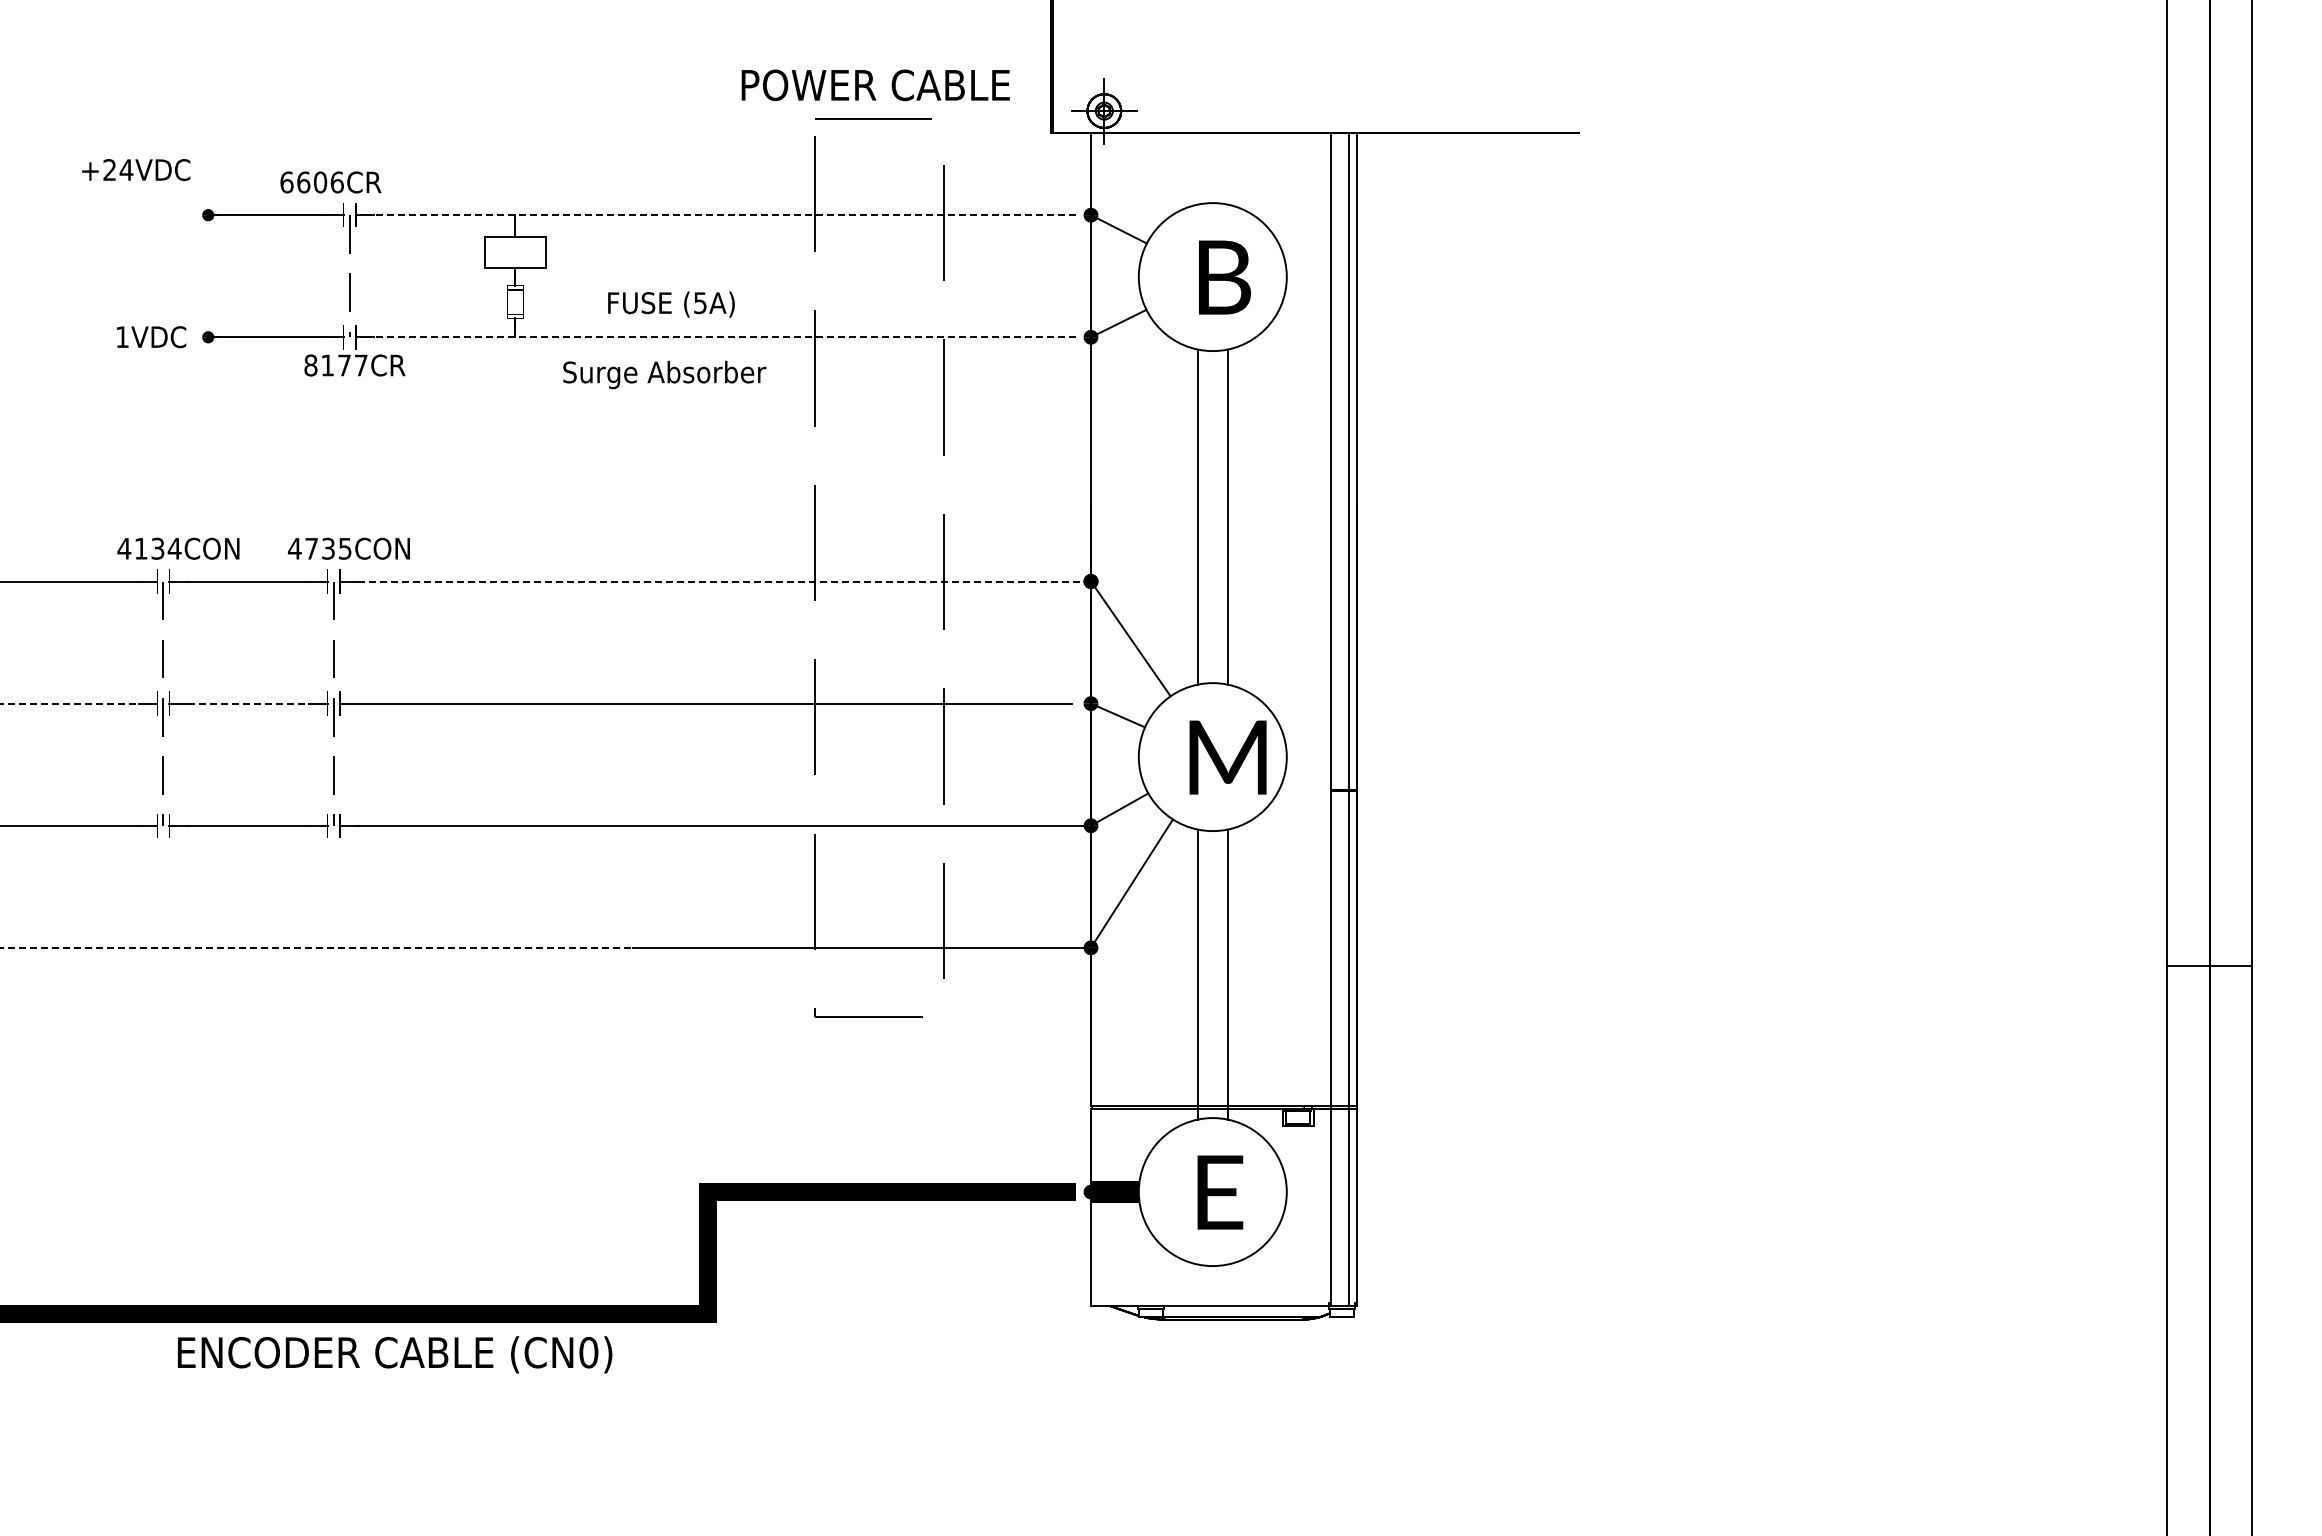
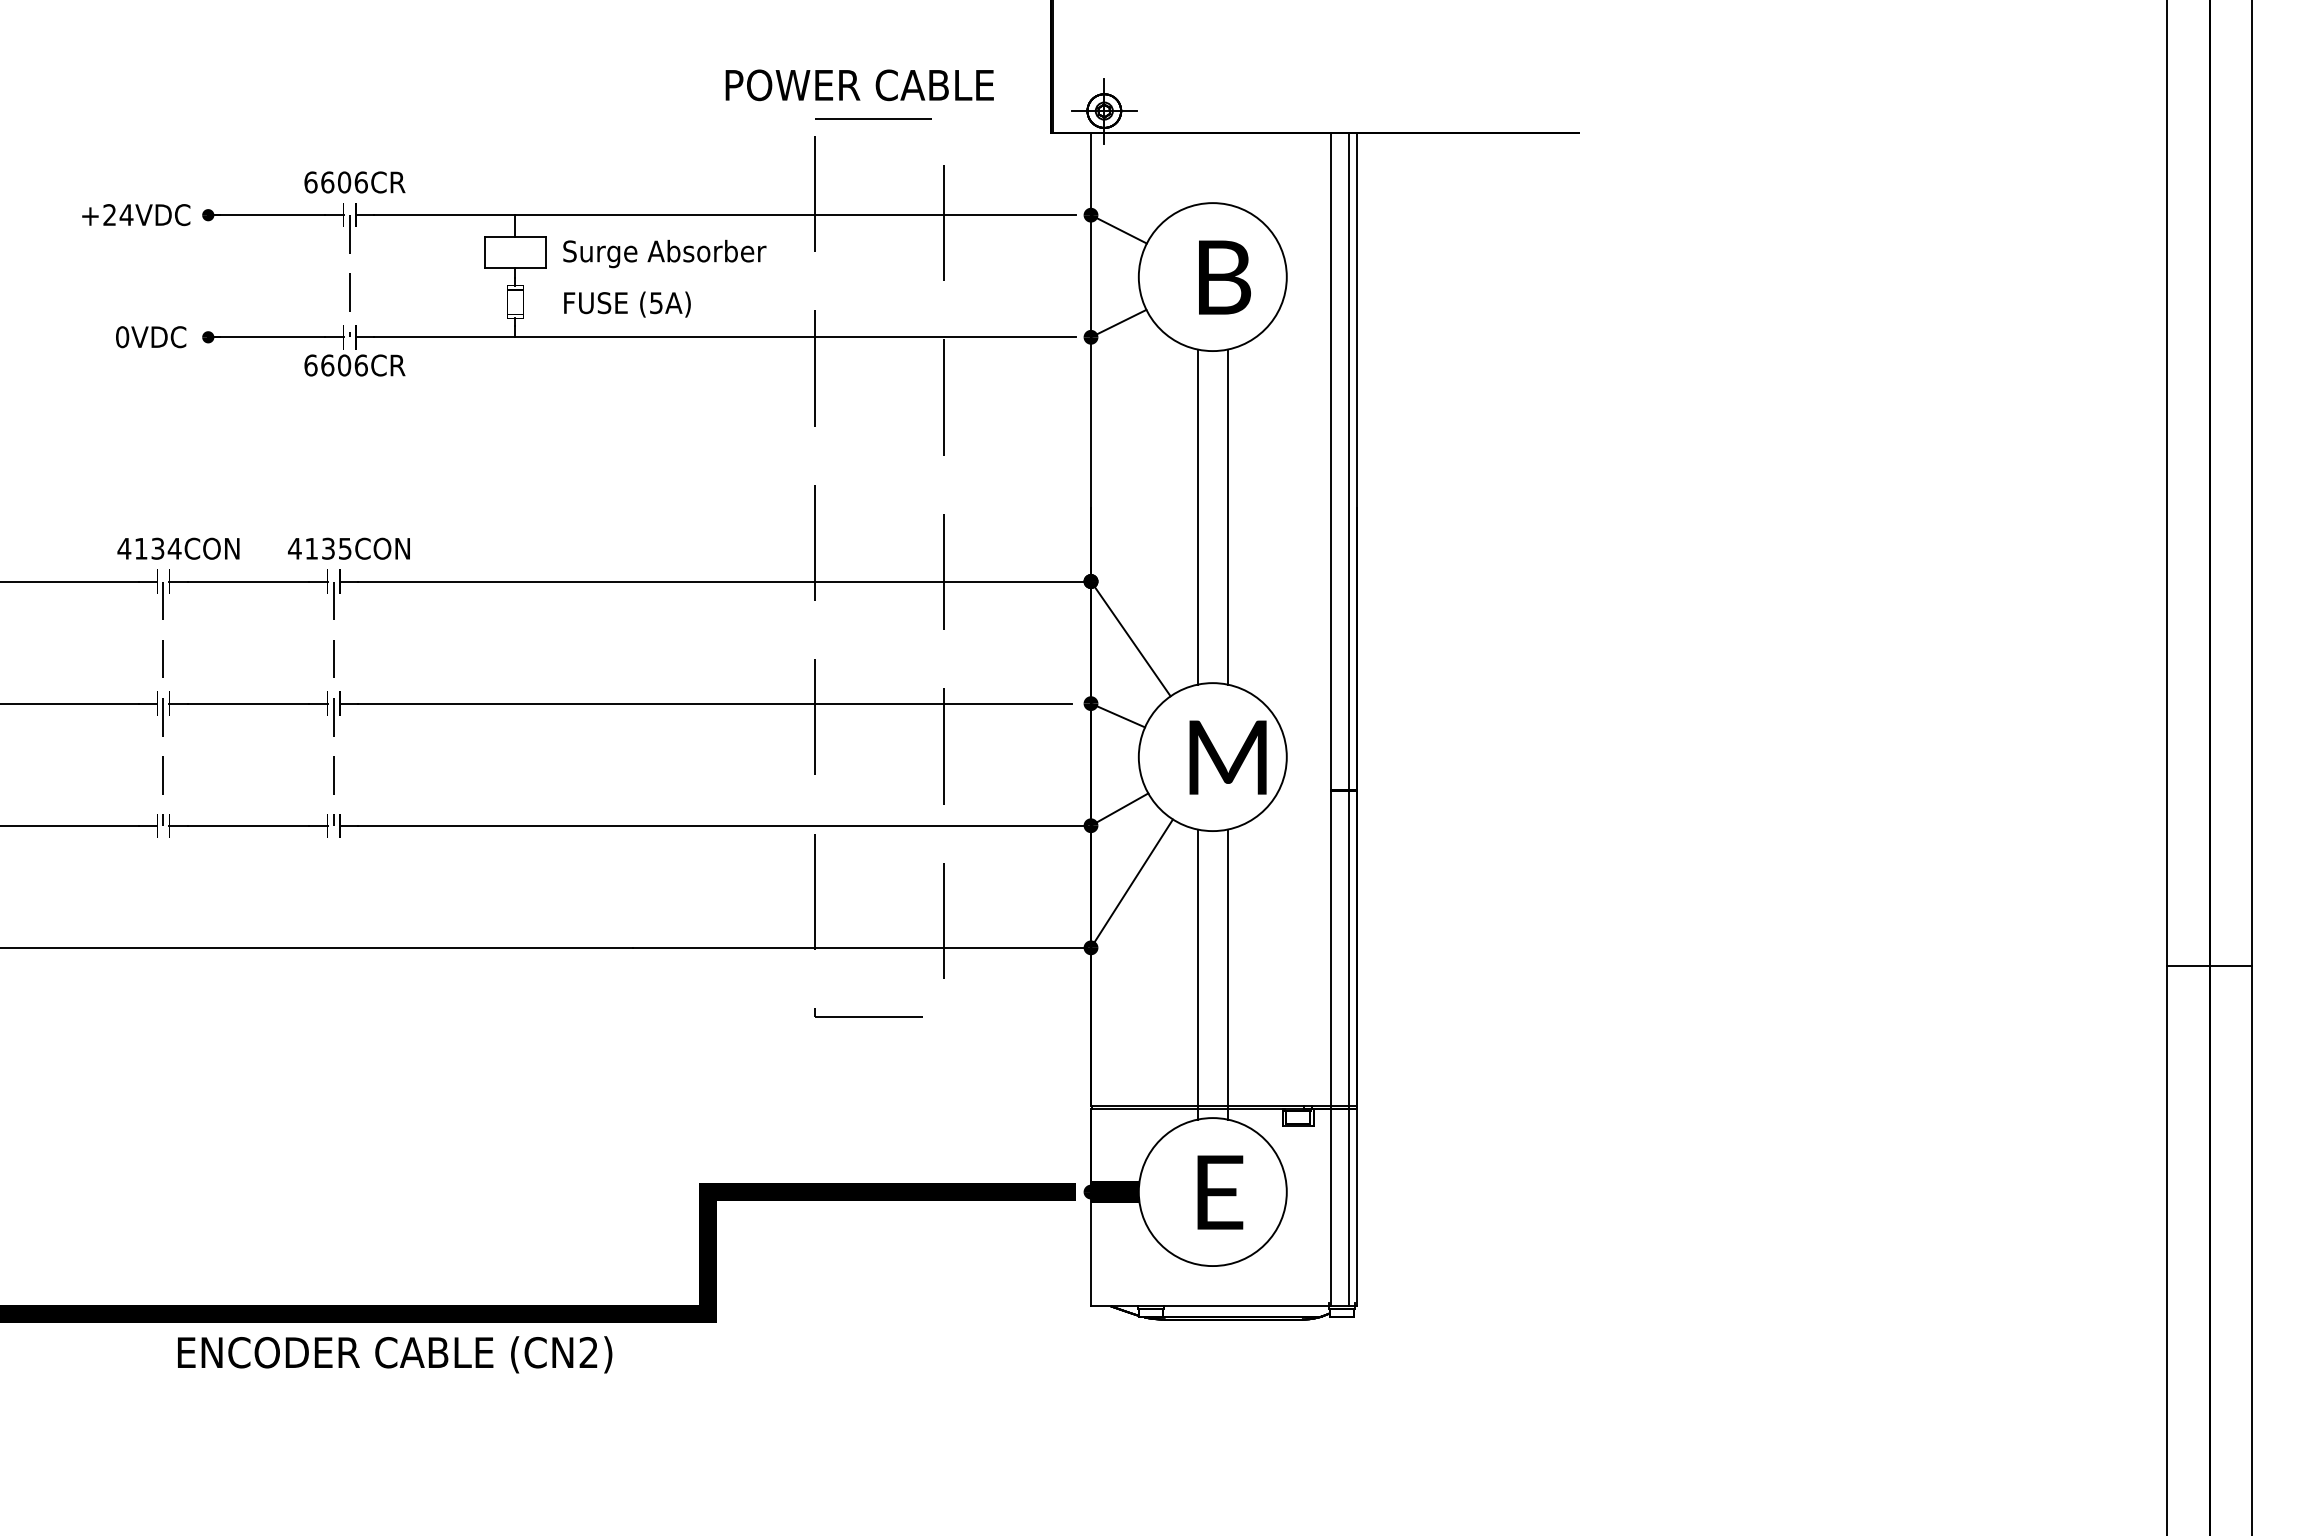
text position: (875, 85) -> (859, 85) (859, 85)
text position: (136, 170) -> (136, 215) (136, 215)
text position: (330, 182) -> (354, 182) (354, 182)
line: dashed -> solid (725, 215)
text position: (671, 304) -> (627, 304) (627, 304)
text: 1VDC -> 0VDC (122, 337)
line: dashed -> solid (725, 337)
text: 8177CR -> 6606CR (335, 365)
text position: (664, 374) -> (664, 253) (664, 253)
text: 4735CON -> 4135CON (311, 548)
line: dashed -> solid (722, 581)
line: dashed -> solid (70, 703)
line: dashed -> solid (248, 703)
line: dashed -> solid (316, 947)
text: (CN0) -> (CN2) (588, 1352)
